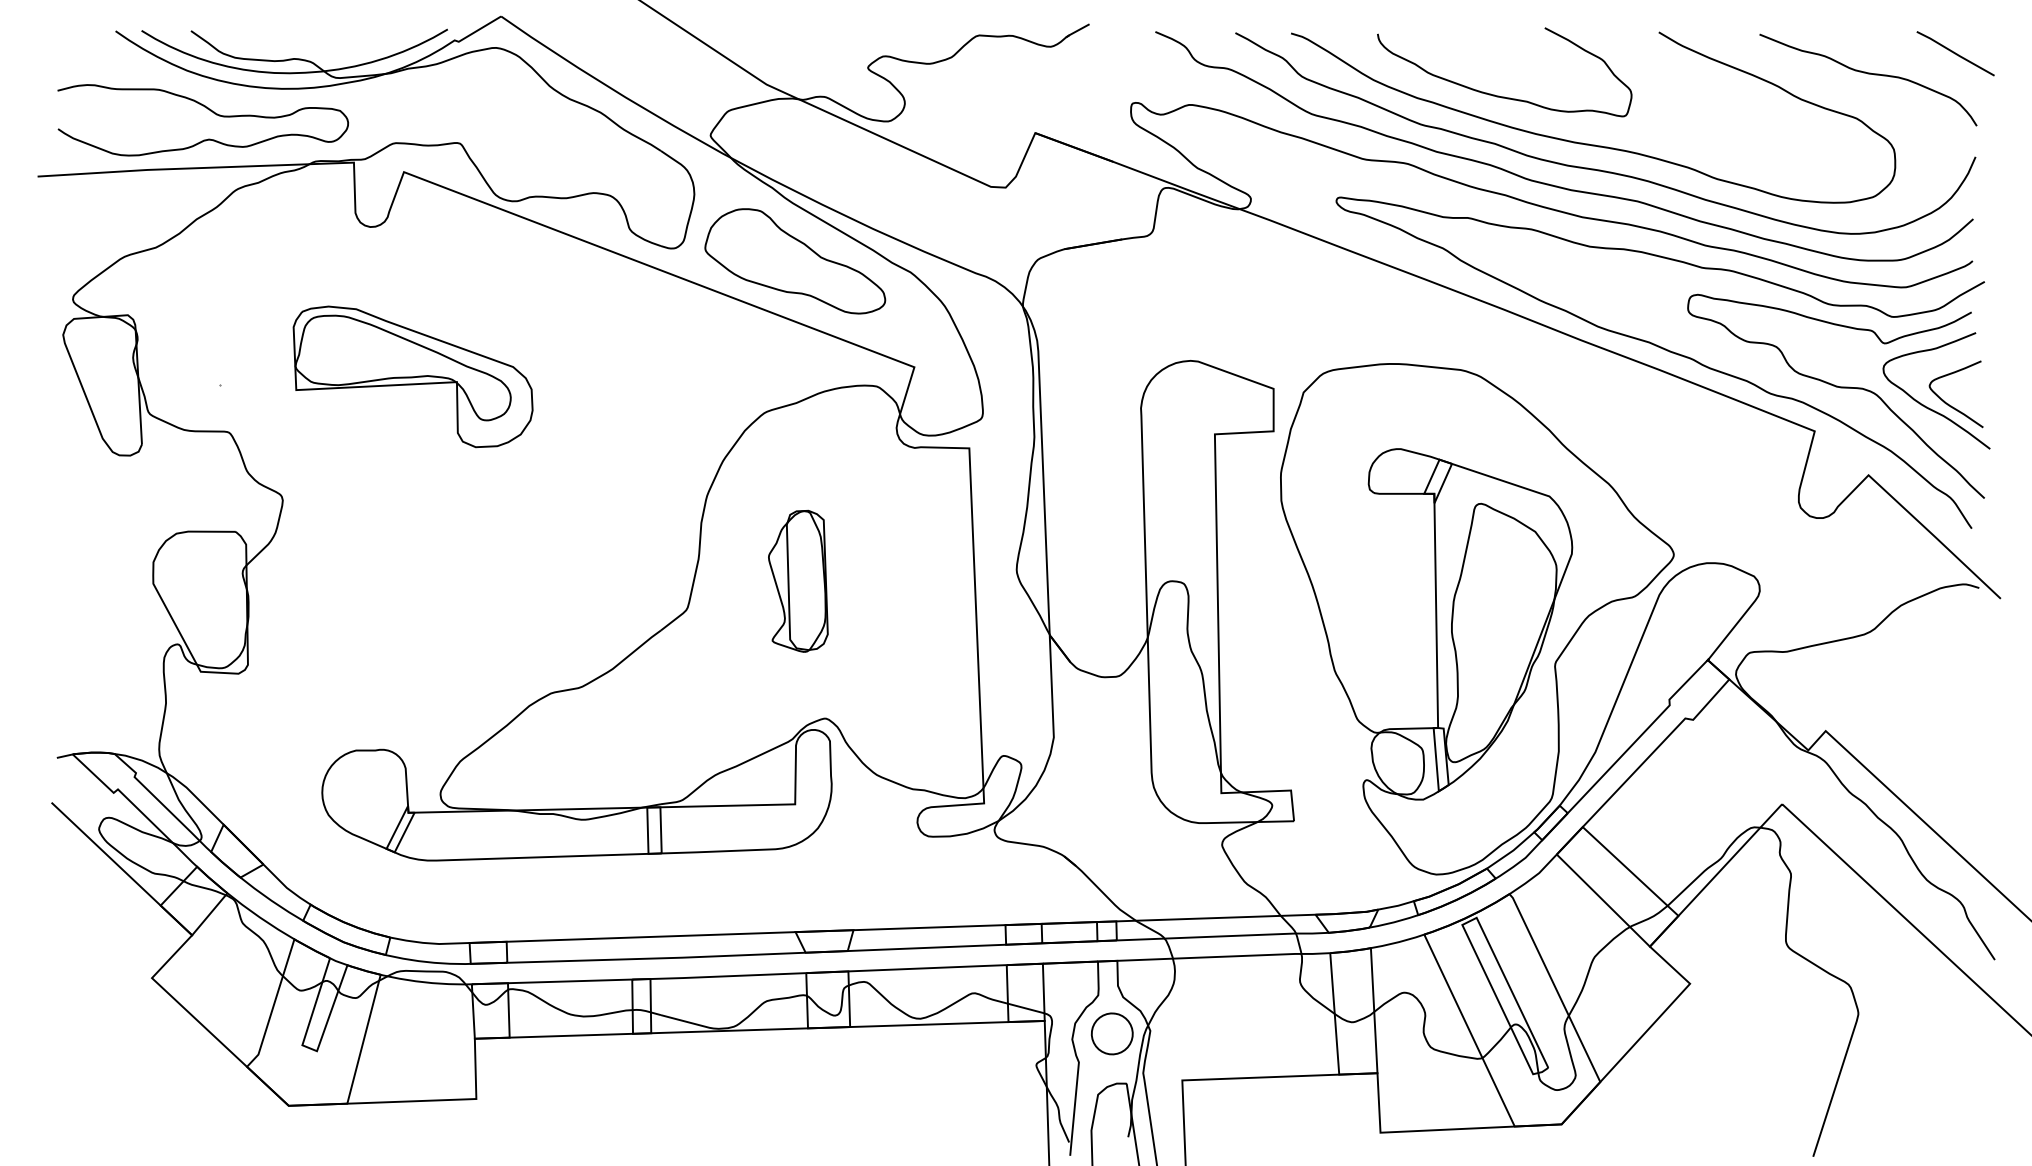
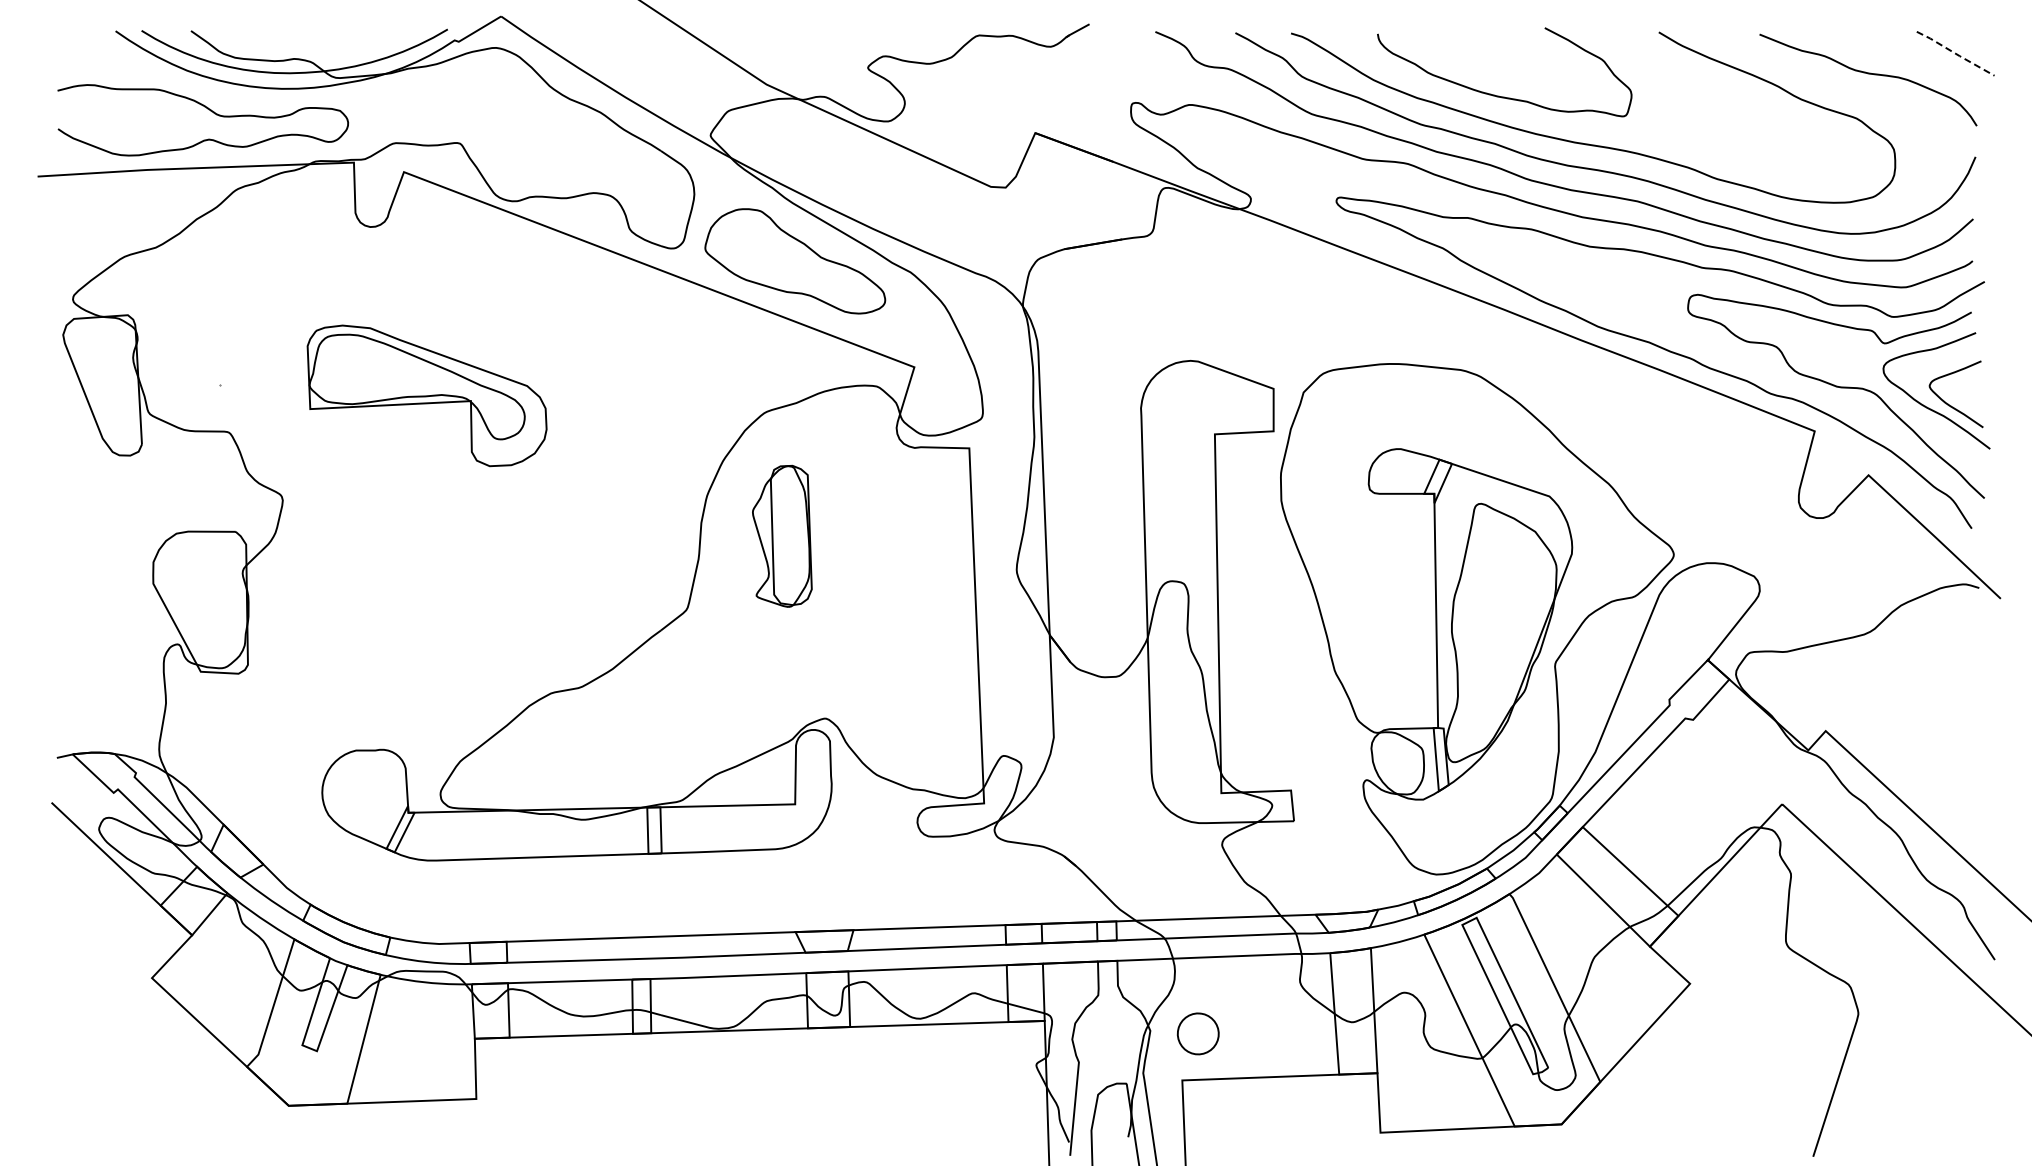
line: solid -> dashed (1955, 53)
part position: (412, 376) -> (426, 395) (426, 395)
part position: (798, 580) -> (782, 535) (782, 535)
part position: (1111, 1033) -> (1197, 1033) (1197, 1033)
